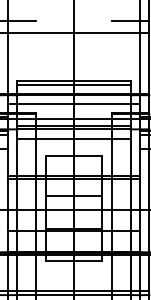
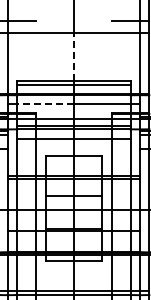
line: solid -> dashed (73, 57)
line: solid -> dashed (45, 104)
